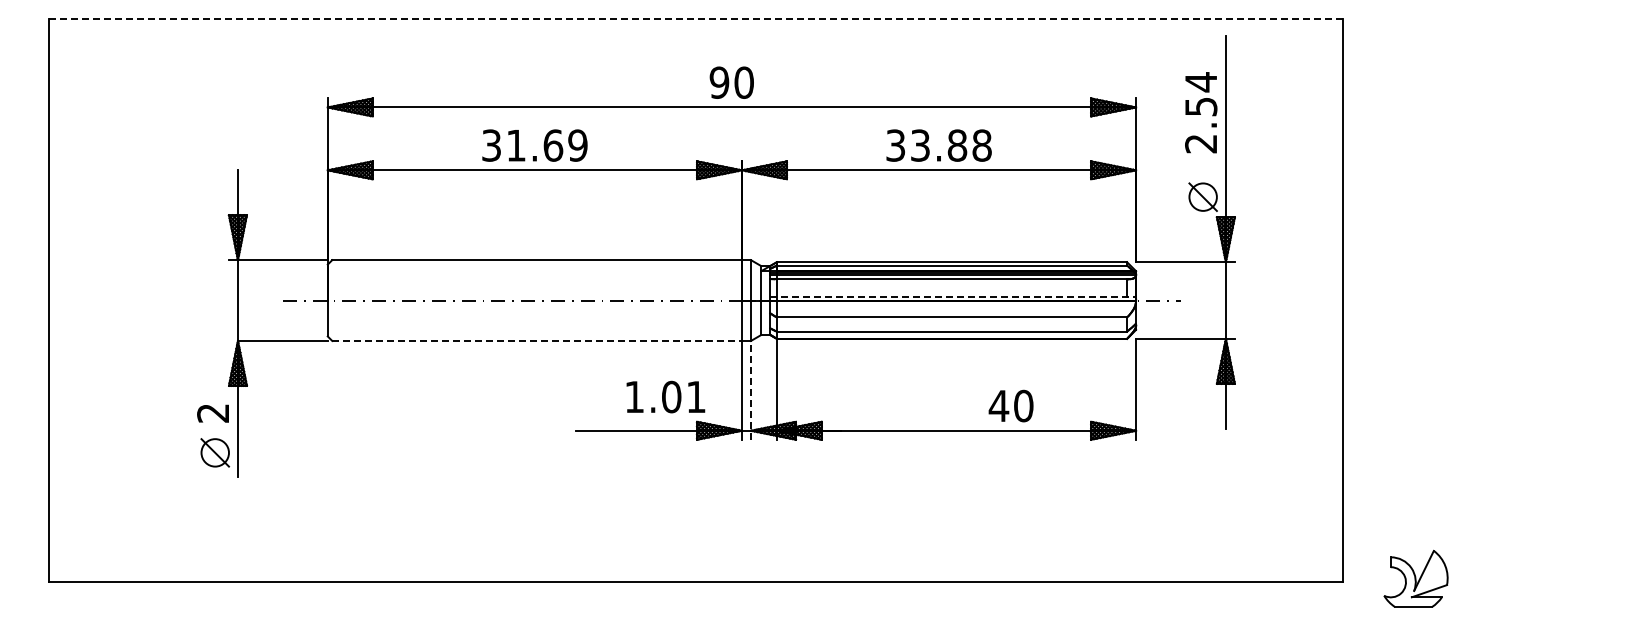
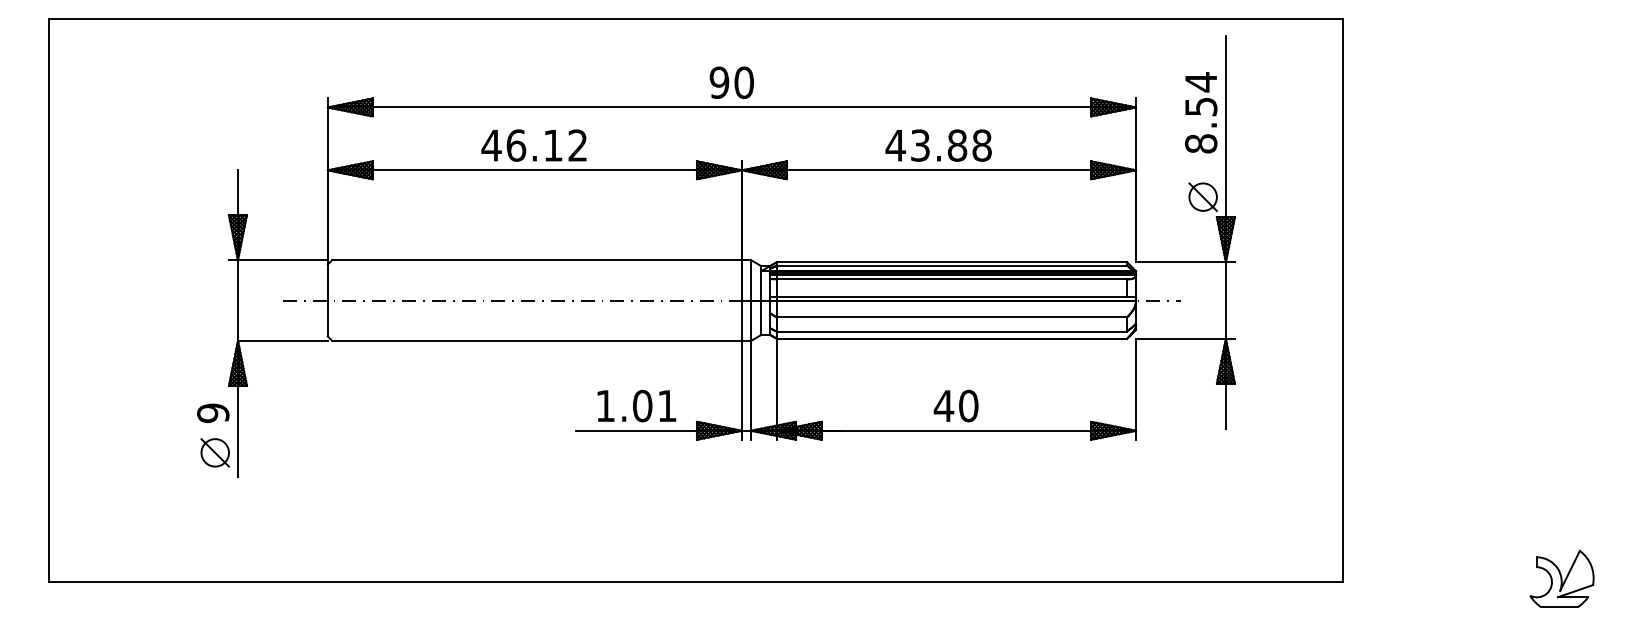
line: dashed -> solid (695, 19)
text: 2.54 -> 8.54 (1201, 143)
text: 31.69 -> 46.12 (534, 145)
text: 33.88 -> 43.88 (895, 145)
line: dashed -> solid (953, 296)
line: dashed -> solid (537, 340)
line: dashed -> solid (751, 389)
text position: (665, 396) -> (636, 405) (636, 405)
text position: (1010, 405) -> (955, 405) (955, 405)
text: 2 -> 9 (213, 413)
part position: (1415, 578) -> (1561, 578) (1561, 578)
